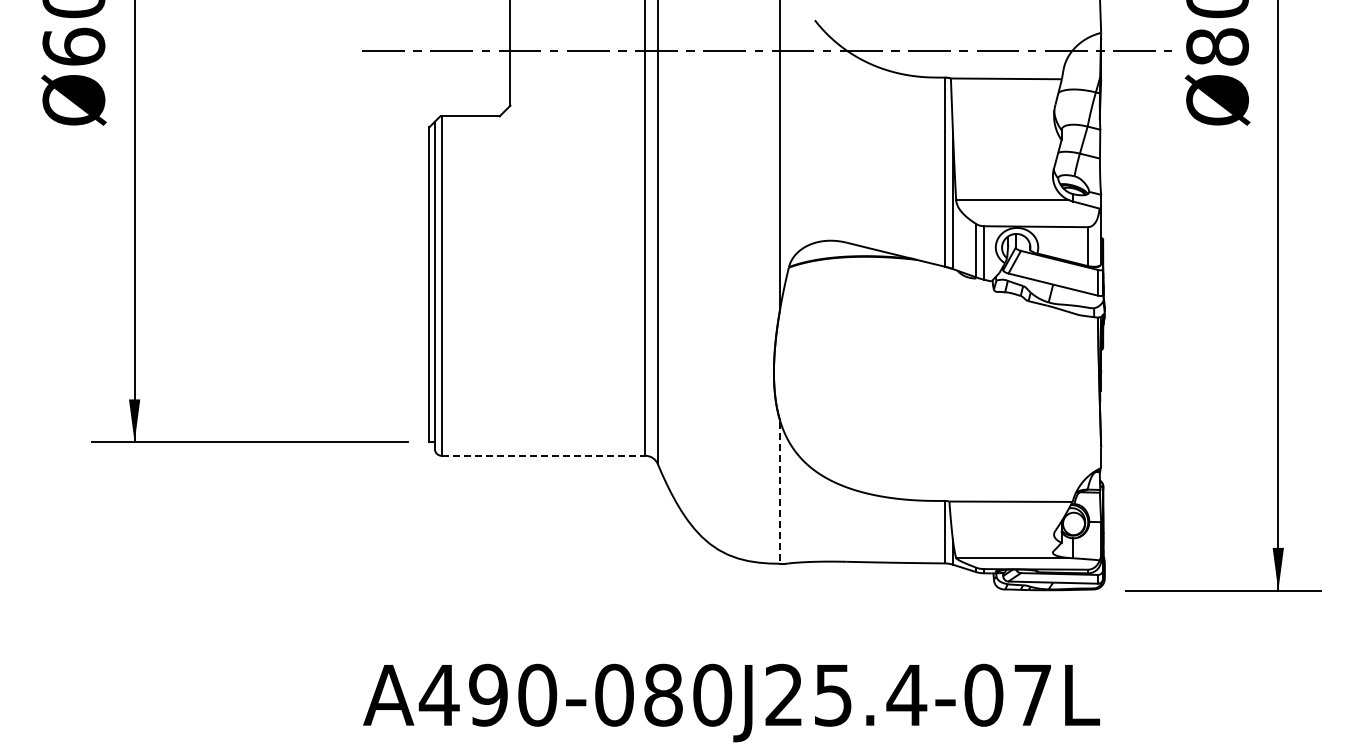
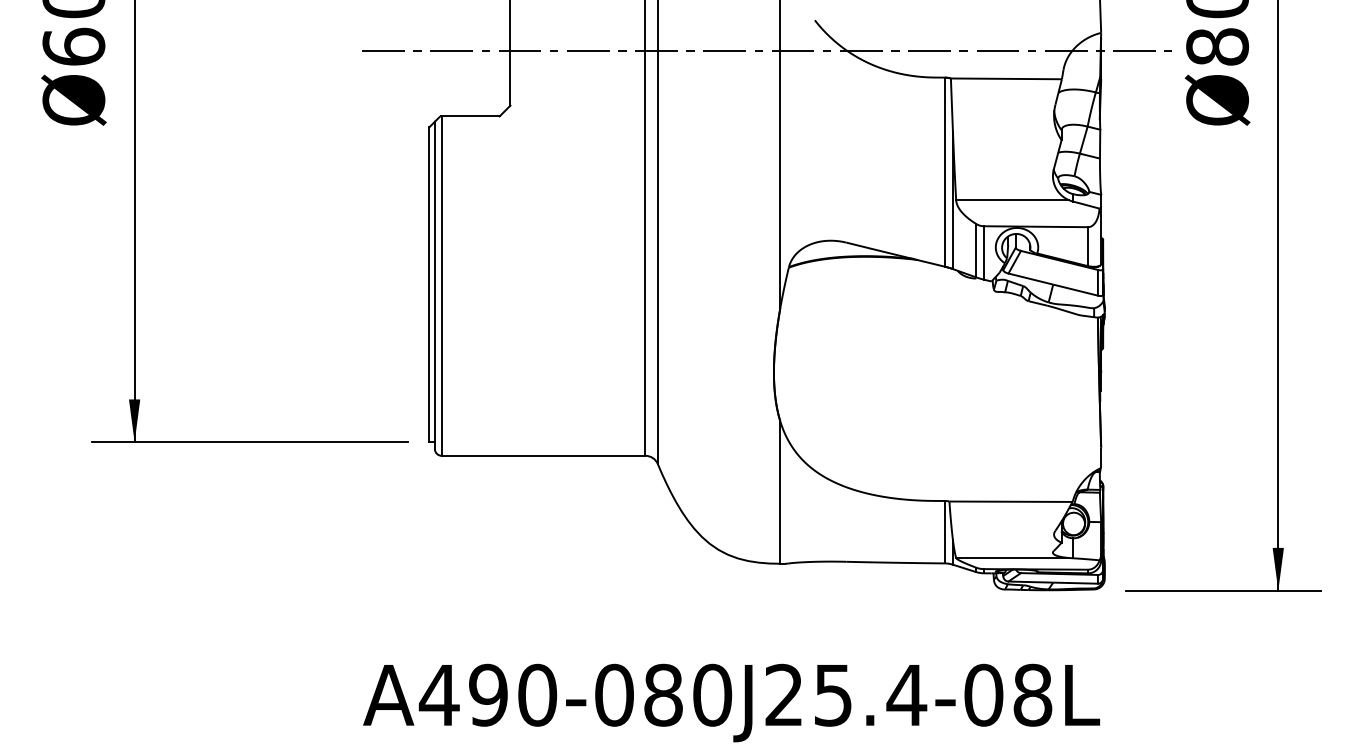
line: dashed -> solid (543, 455)
line: dashed -> solid (780, 493)
text: A490-080J25.4-07L -> A490-080J25.4-08L (1032, 694)
